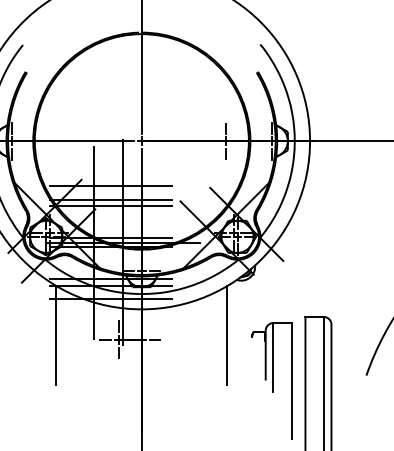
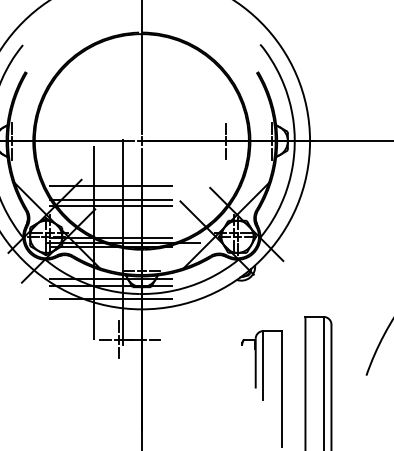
line: present -> none (56, 334)
line: present -> none (227, 334)
part position: (271, 380) -> (261, 388) (261, 388)
